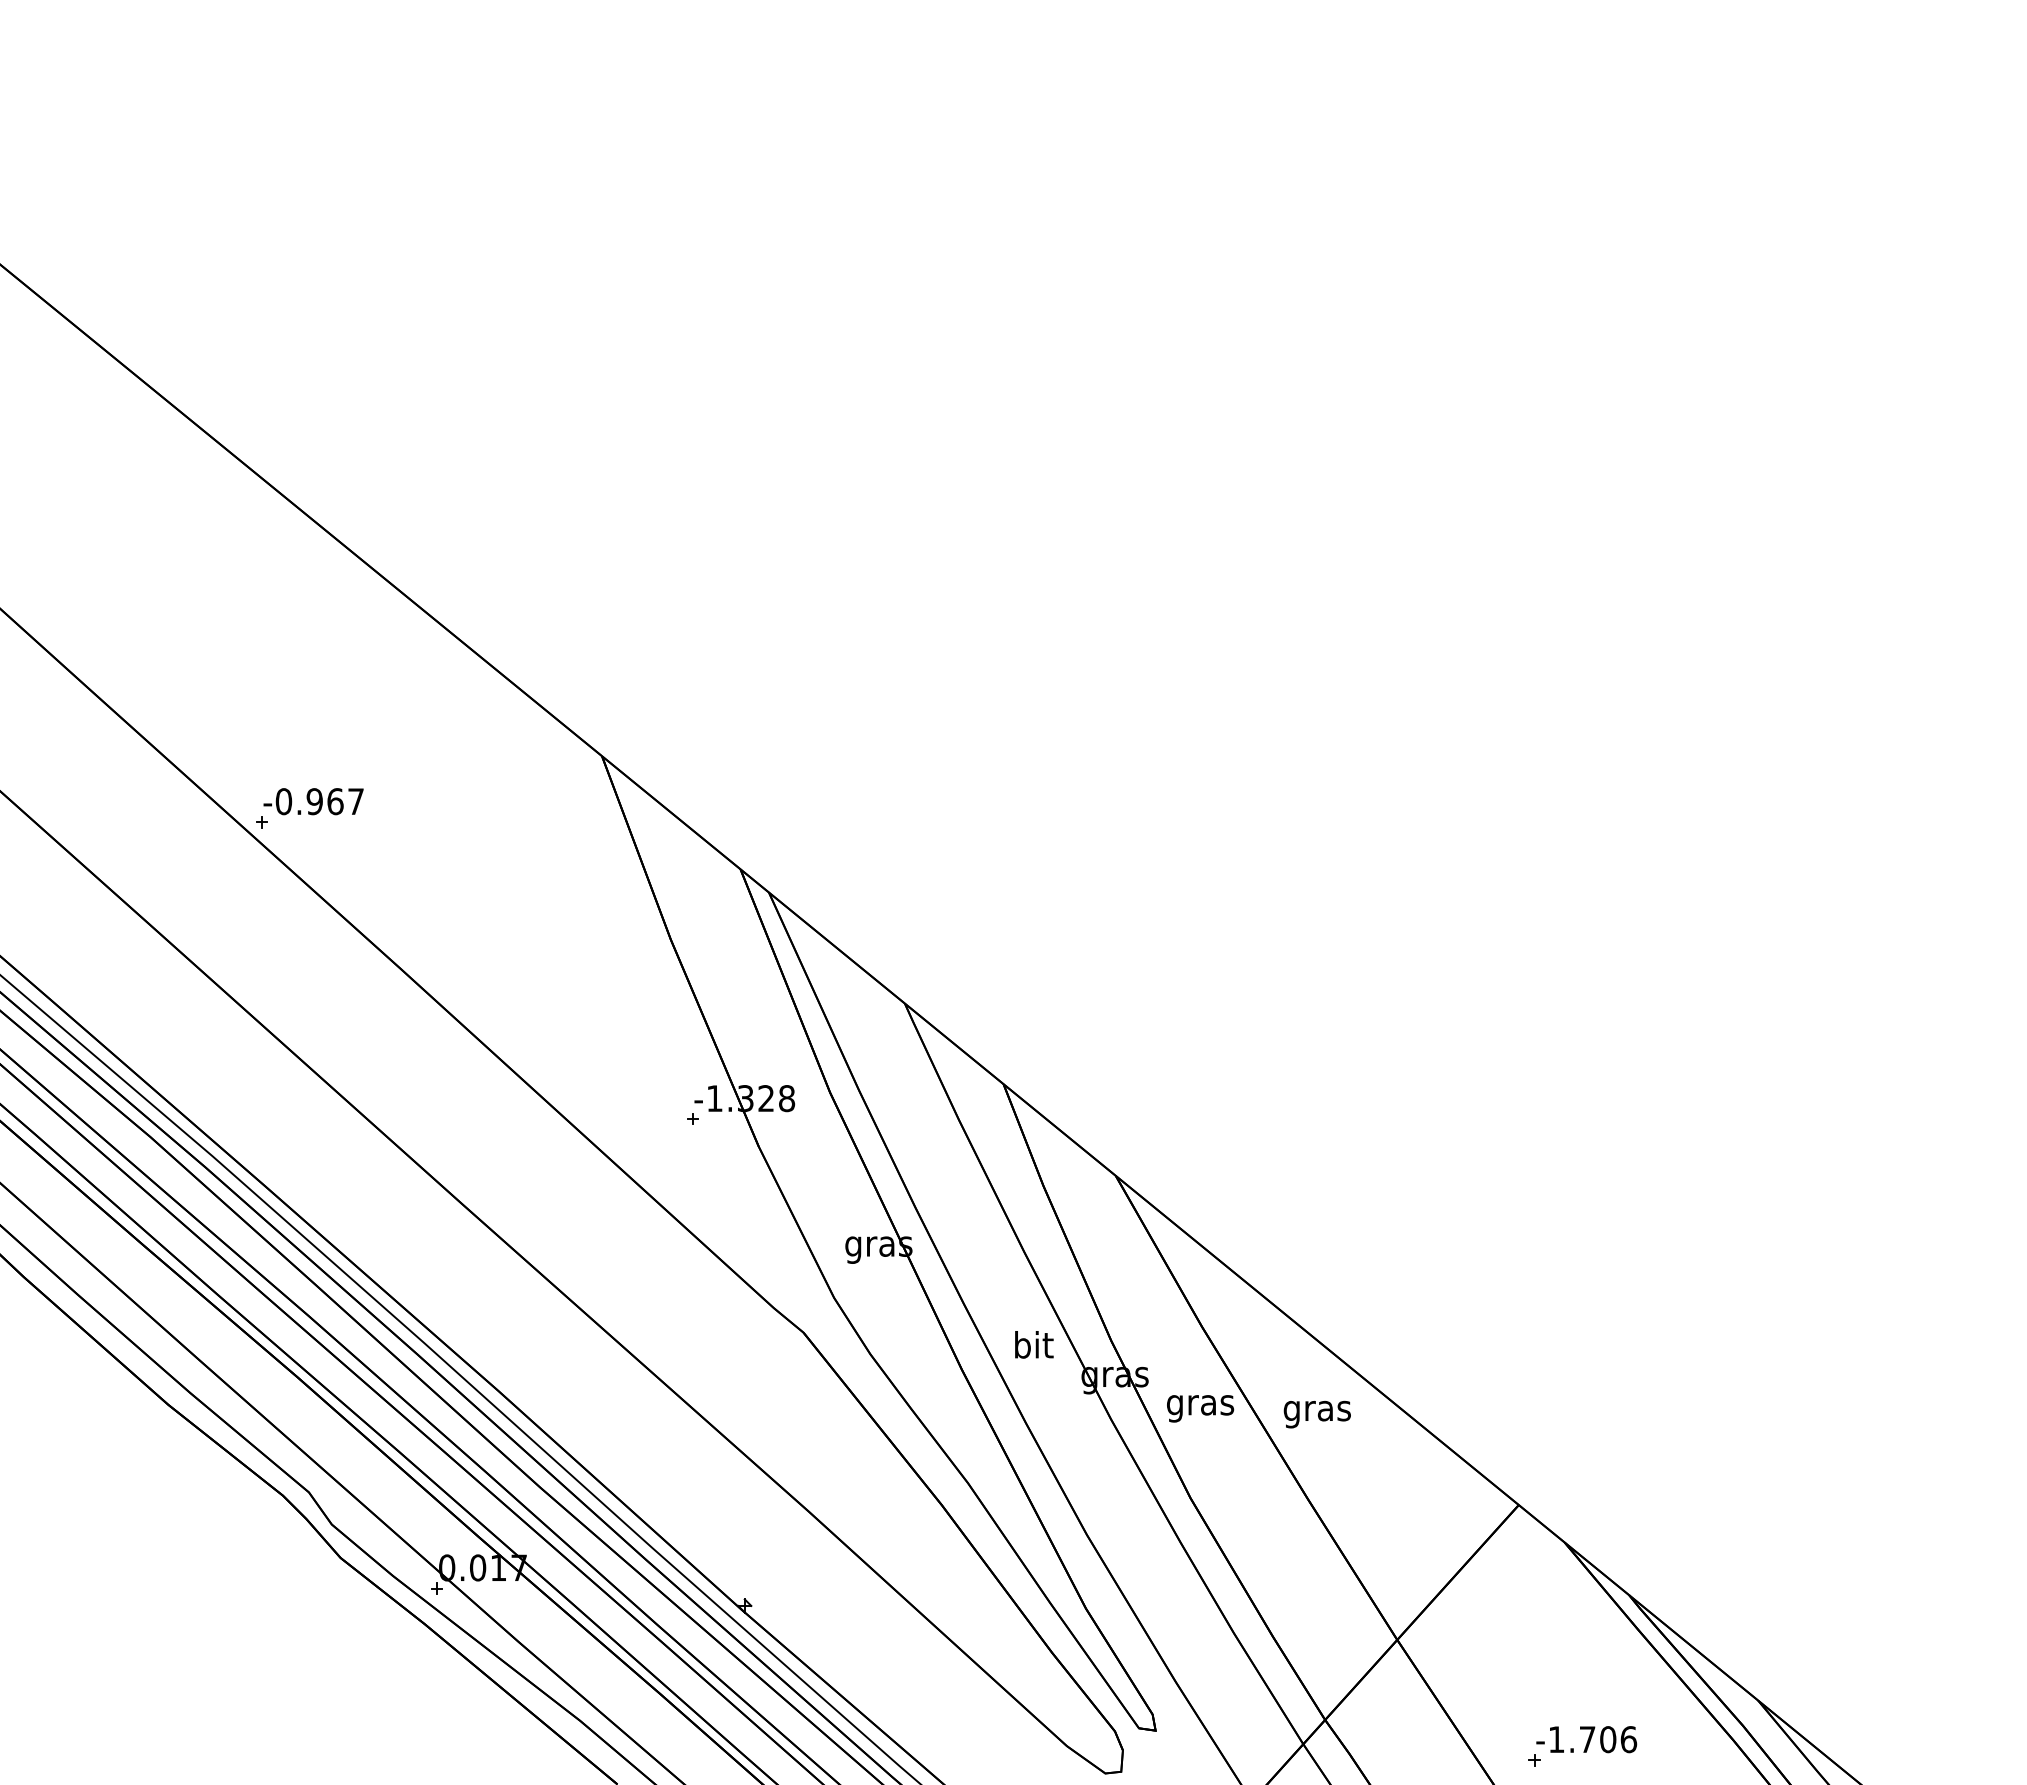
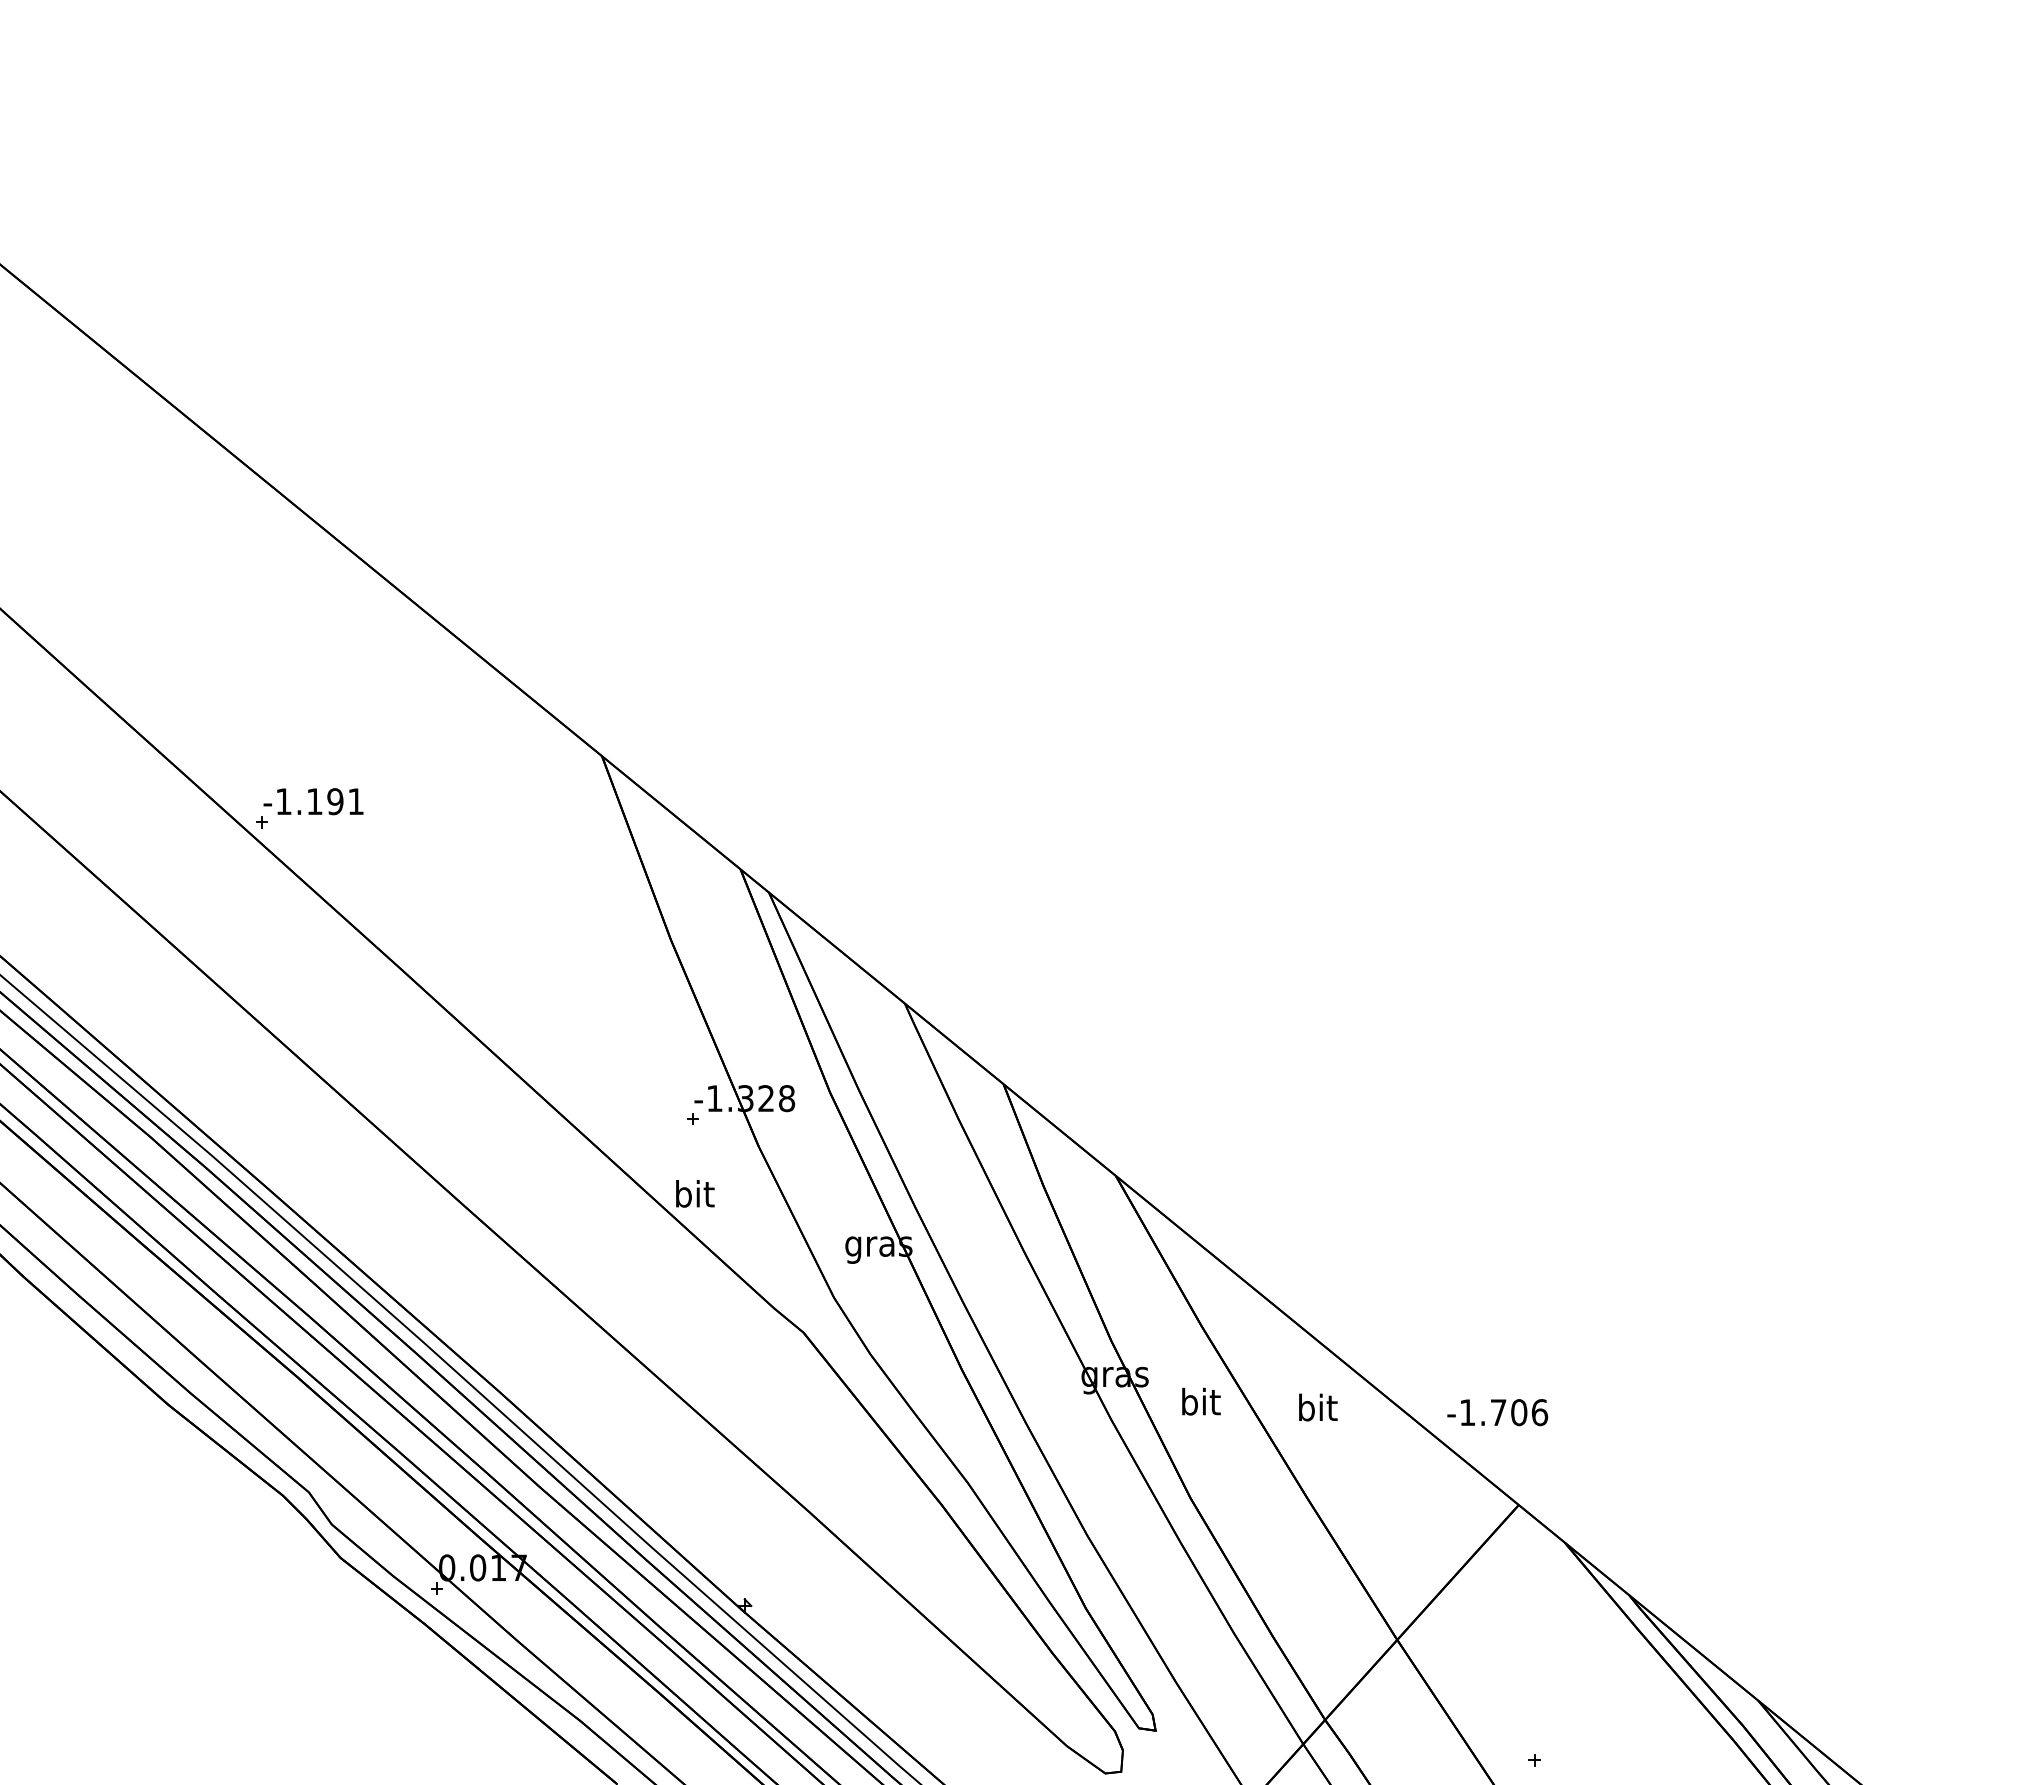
text: -0.967 -> -1.191 (319, 801)
text position: (1034, 1344) -> (695, 1193) (695, 1193)
text: gras -> bit (1200, 1404)
text: gras -> bit (1316, 1410)
text position: (1586, 1739) -> (1497, 1412) (1497, 1412)
